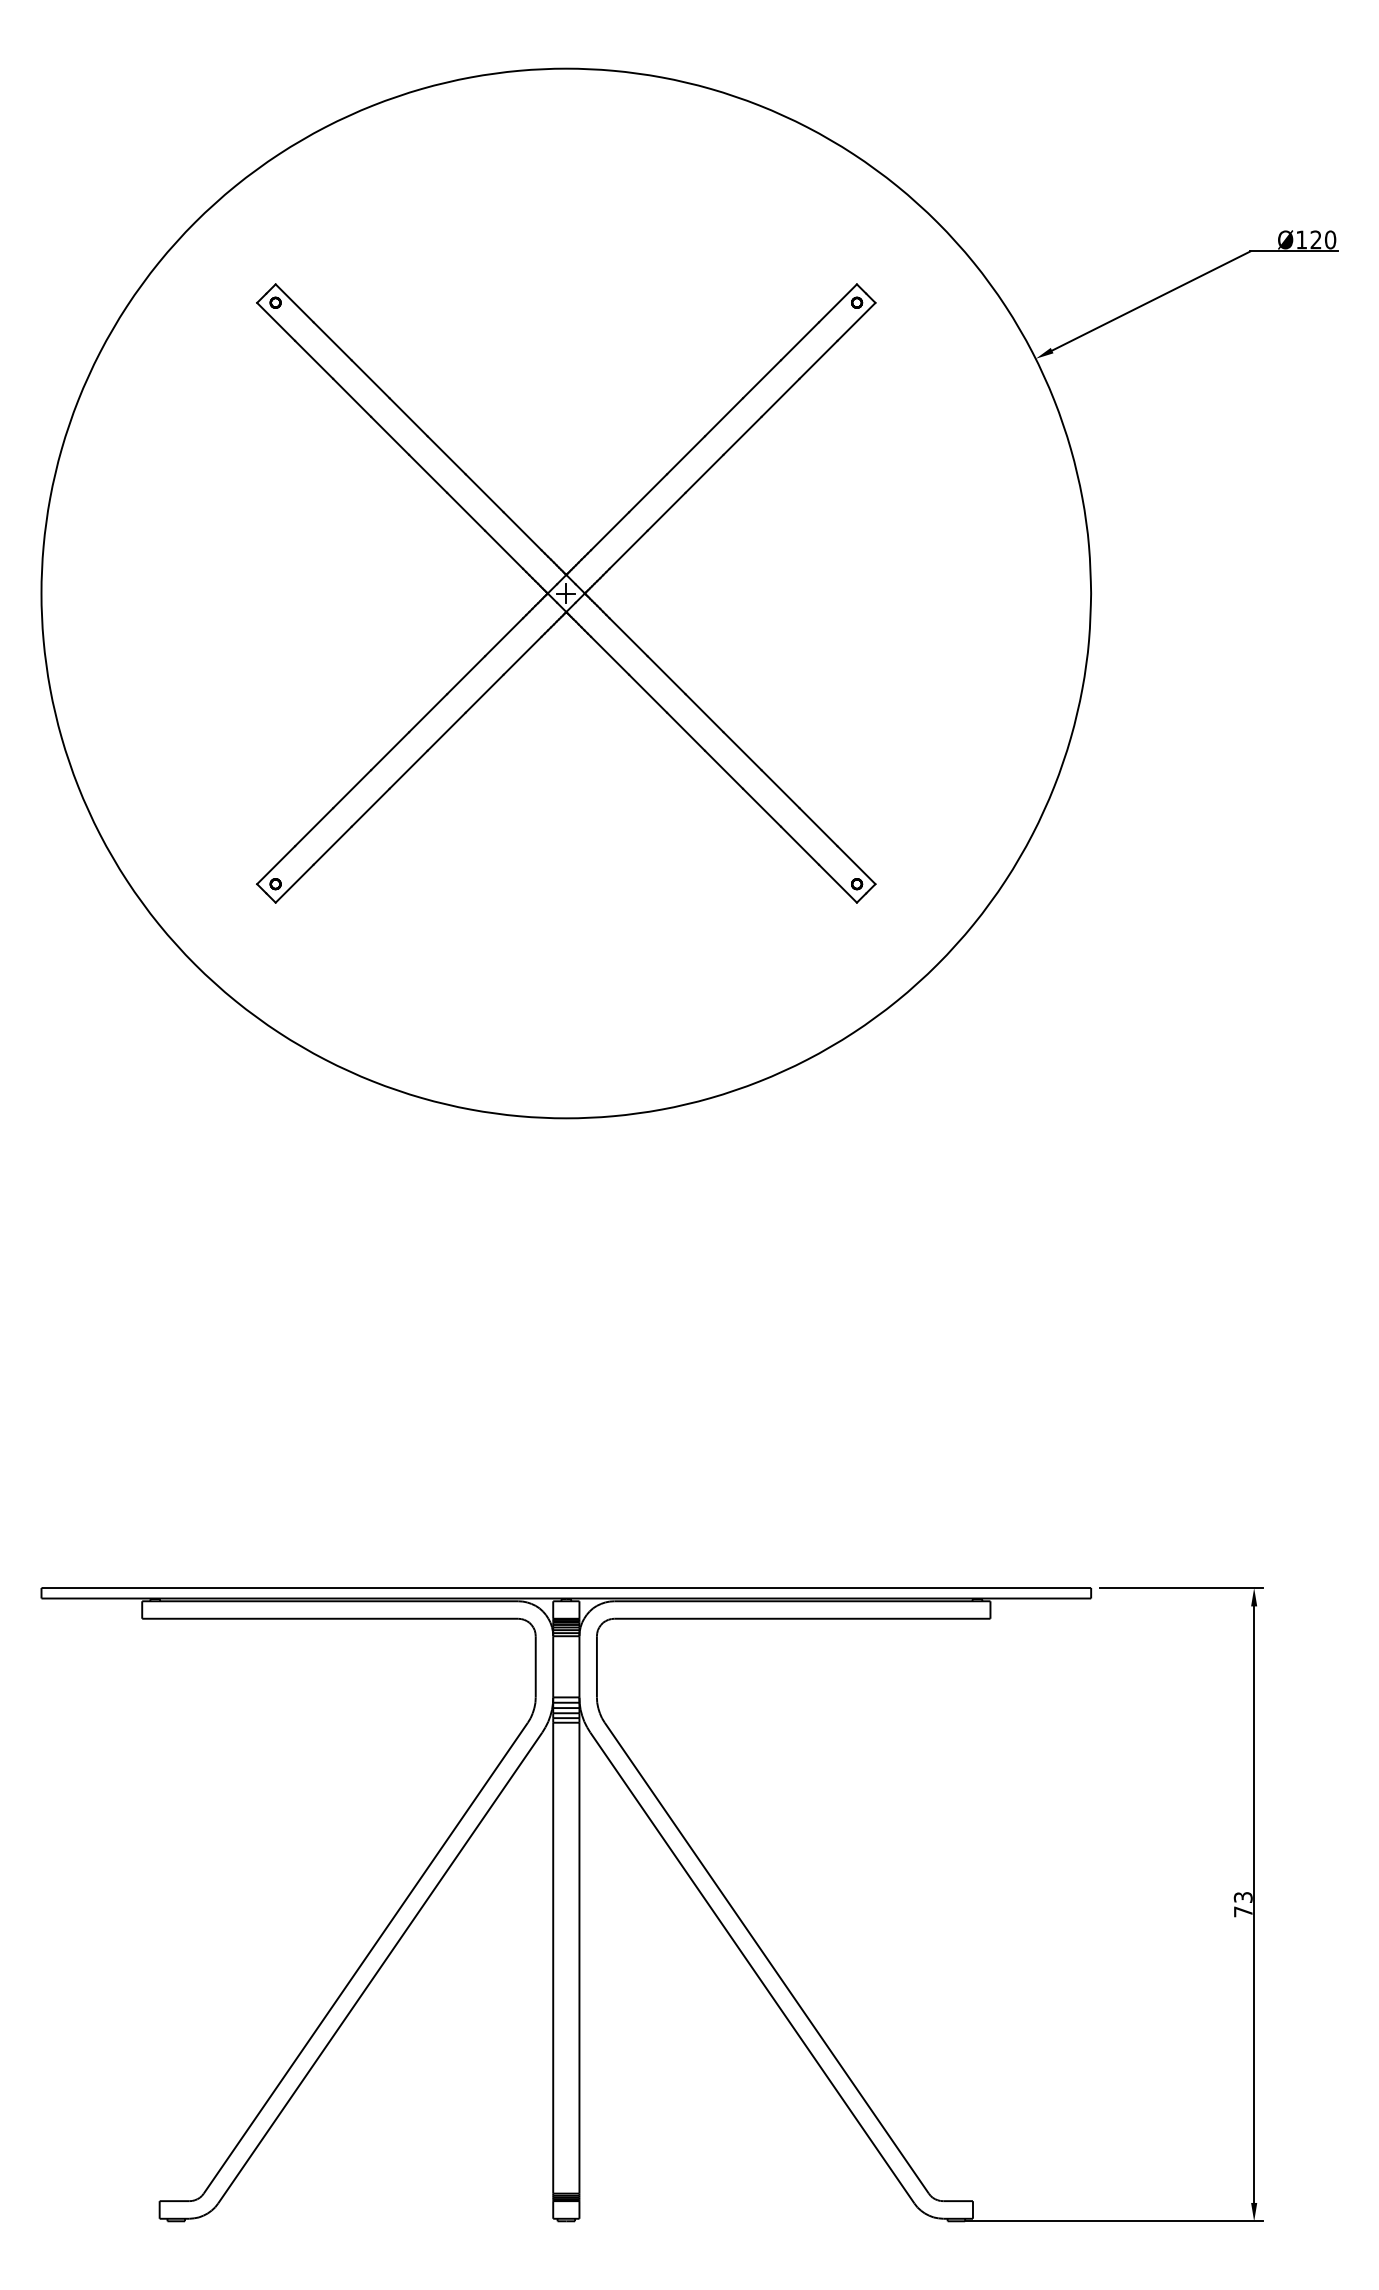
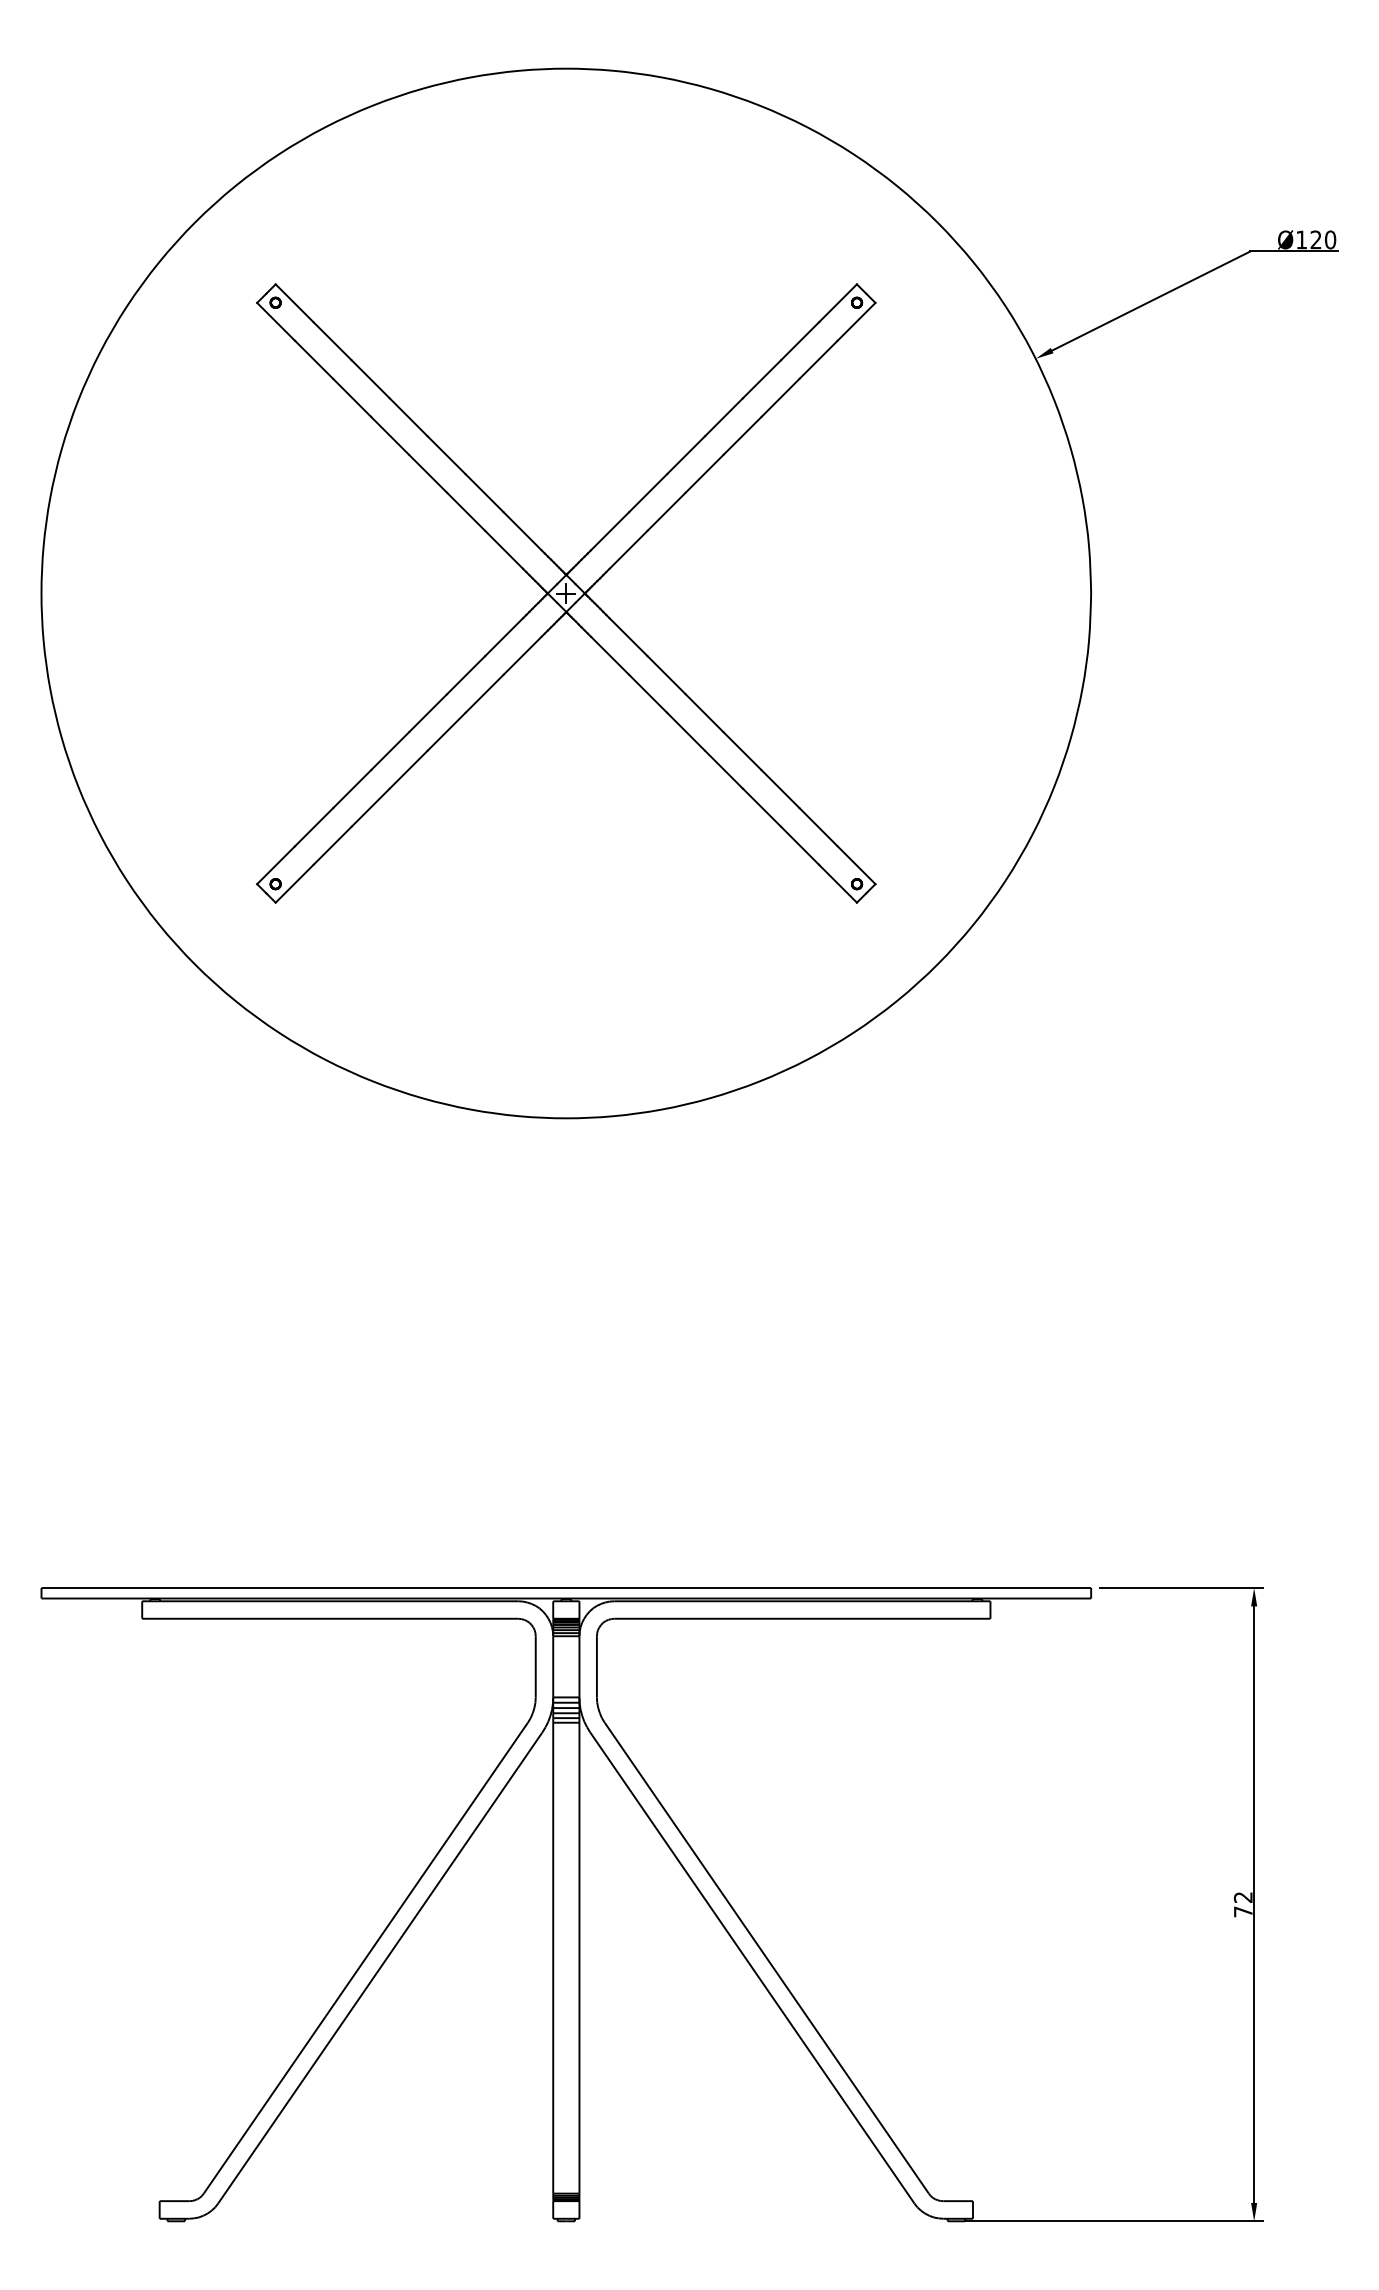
text: 73 -> 72 (1243, 1897)
